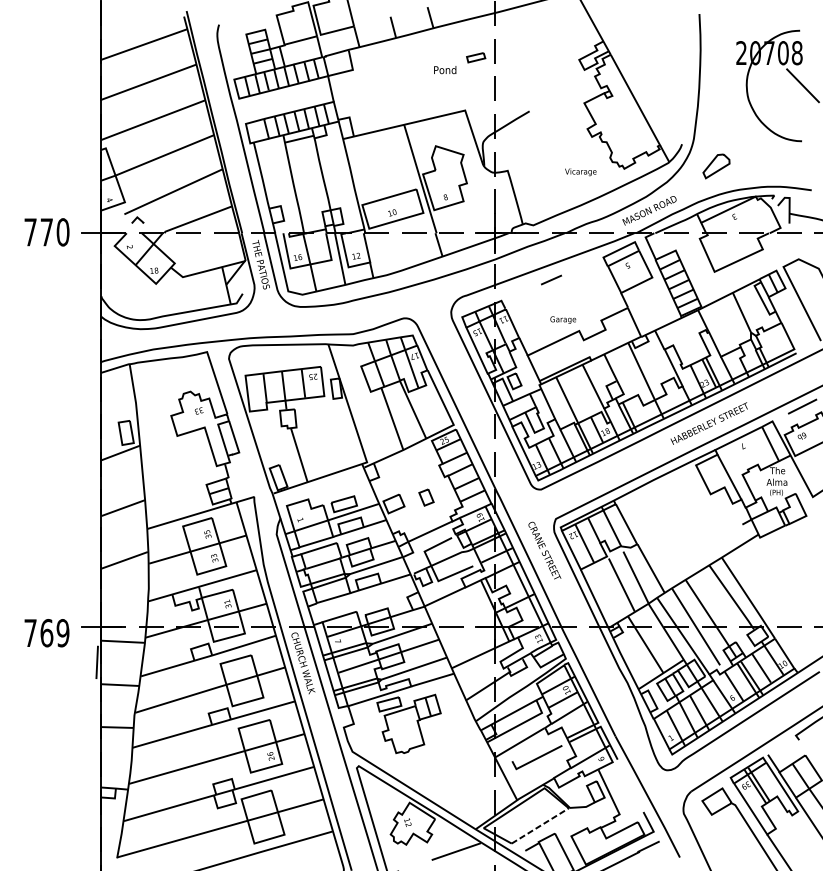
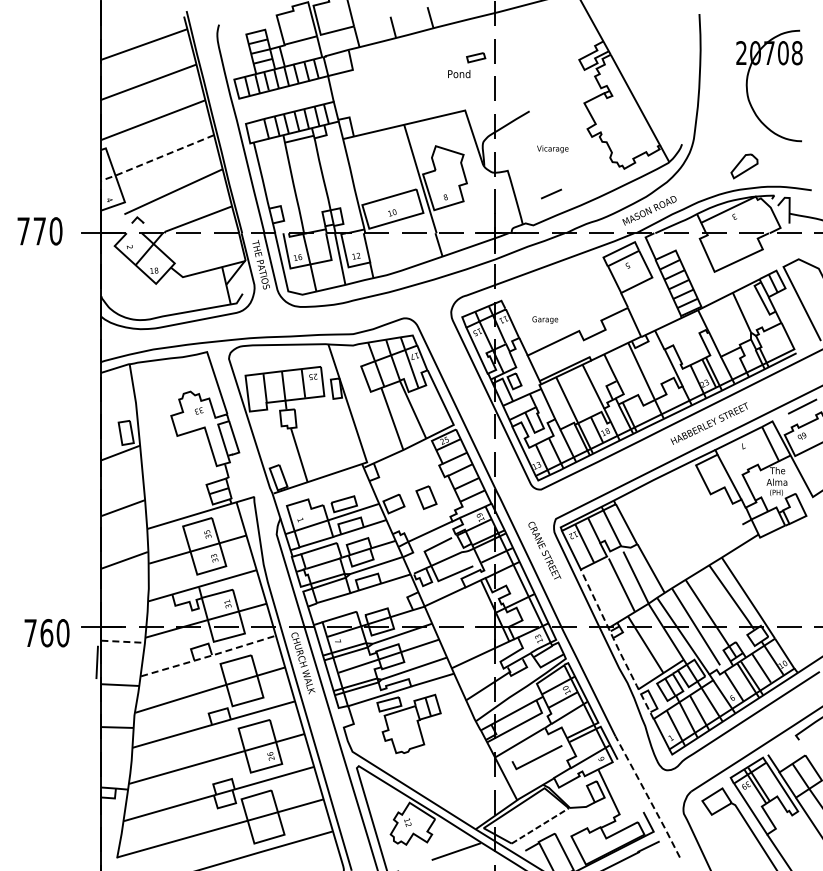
text position: (445, 70) -> (459, 74) (459, 74)
line: present -> none (802, 85)
line: solid -> dashed (157, 158)
part position: (716, 166) -> (744, 166) (744, 166)
text position: (580, 172) -> (552, 149) (552, 149)
text position: (46, 232) -> (39, 231) (39, 231)
line position: (551, 279) -> (551, 193) (551, 193)
text position: (563, 319) -> (545, 319) (545, 319)
part size: 17x19 px -> 23x25 px (426, 497)
text: 769 -> 760 (62, 633)
line: solid -> dashed (123, 641)
line: solid -> dashed (617, 646)
line: solid -> dashed (209, 656)
line: solid -> dashed (647, 796)
